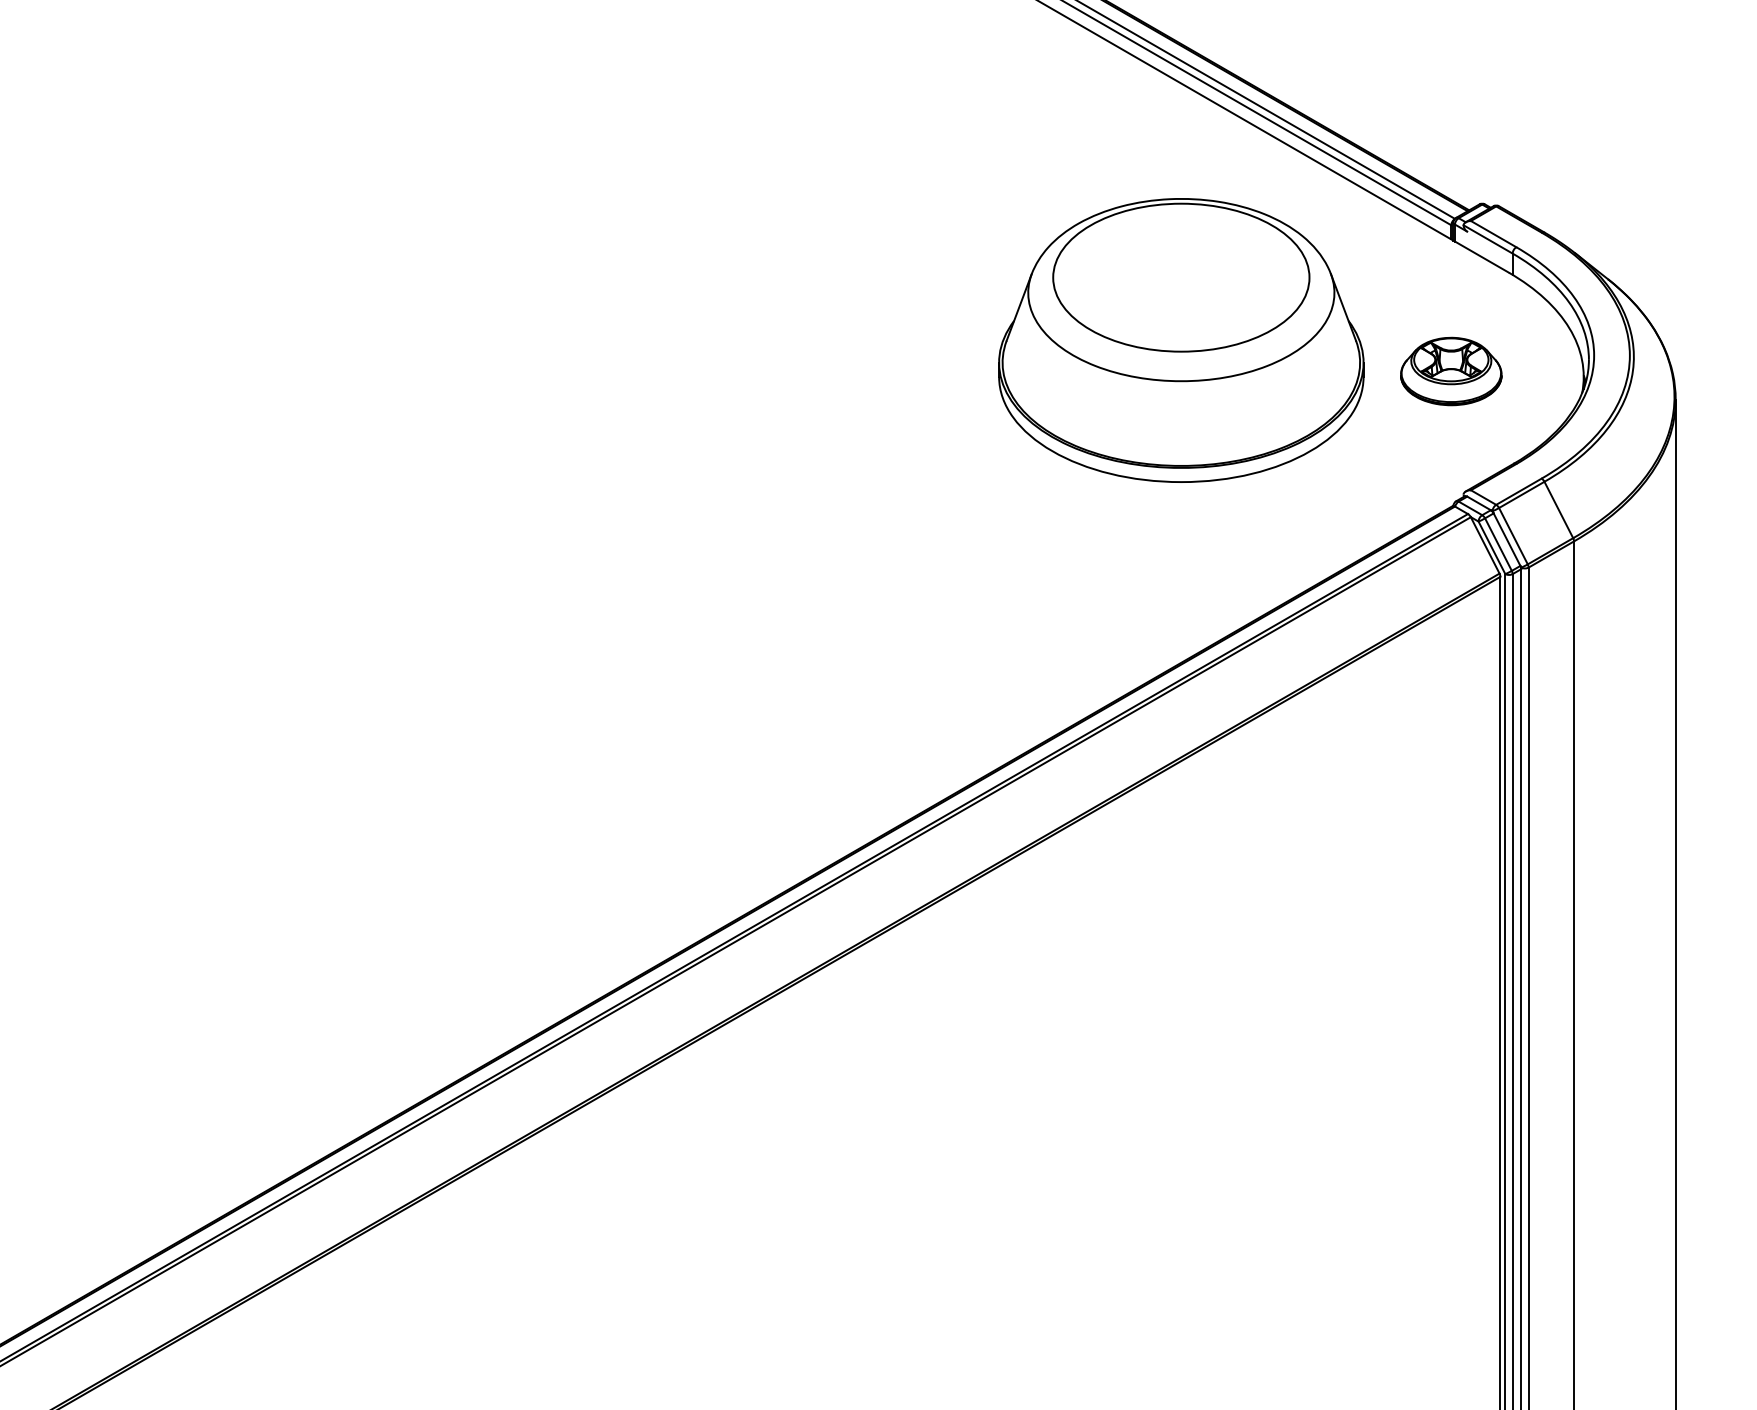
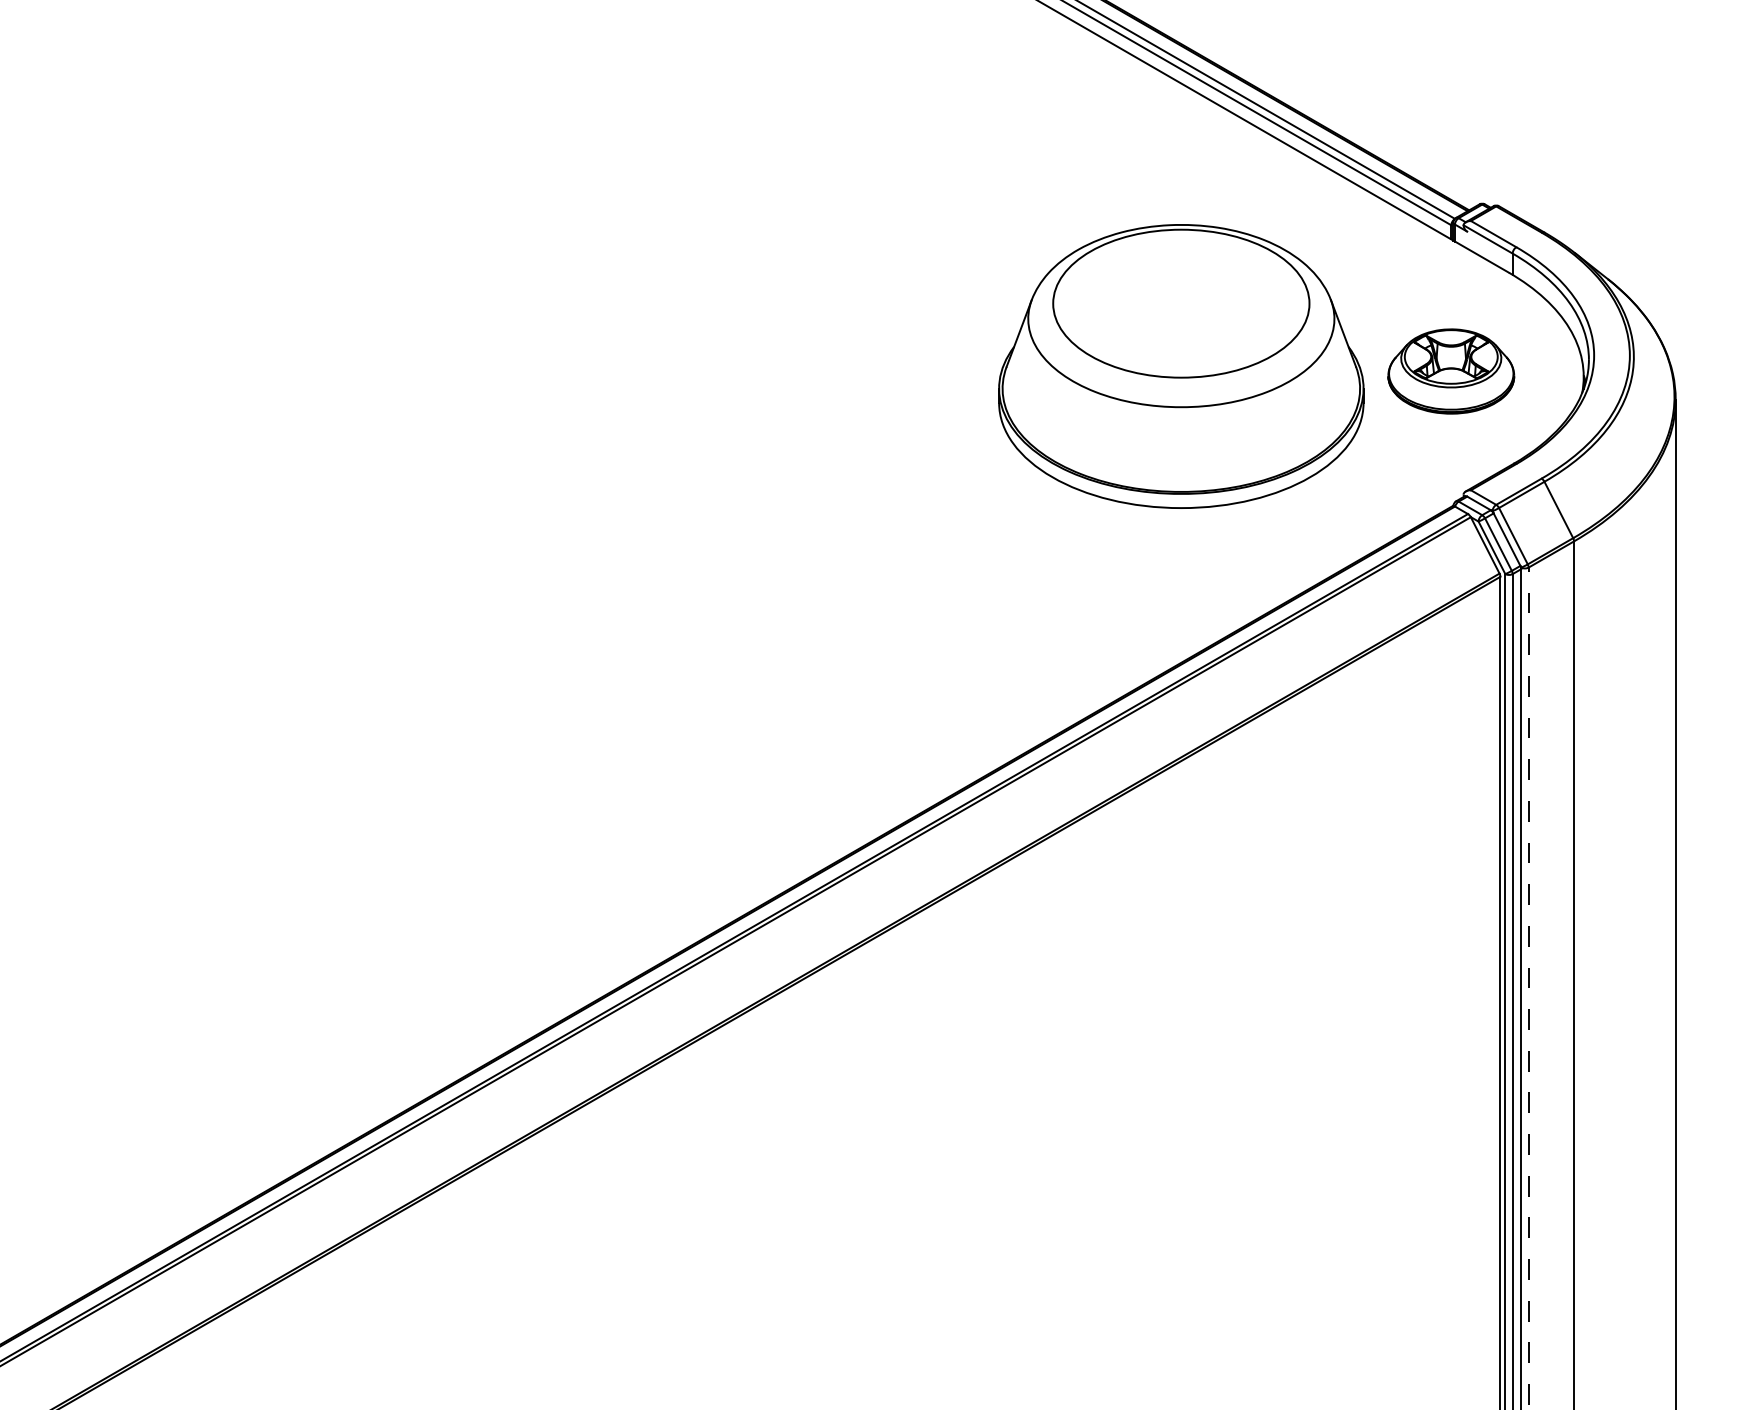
part position: (1181, 340) -> (1181, 366) (1181, 366)
part size: 103x71 px -> 129x87 px (1451, 371)
line: solid -> dashed (1528, 988)
